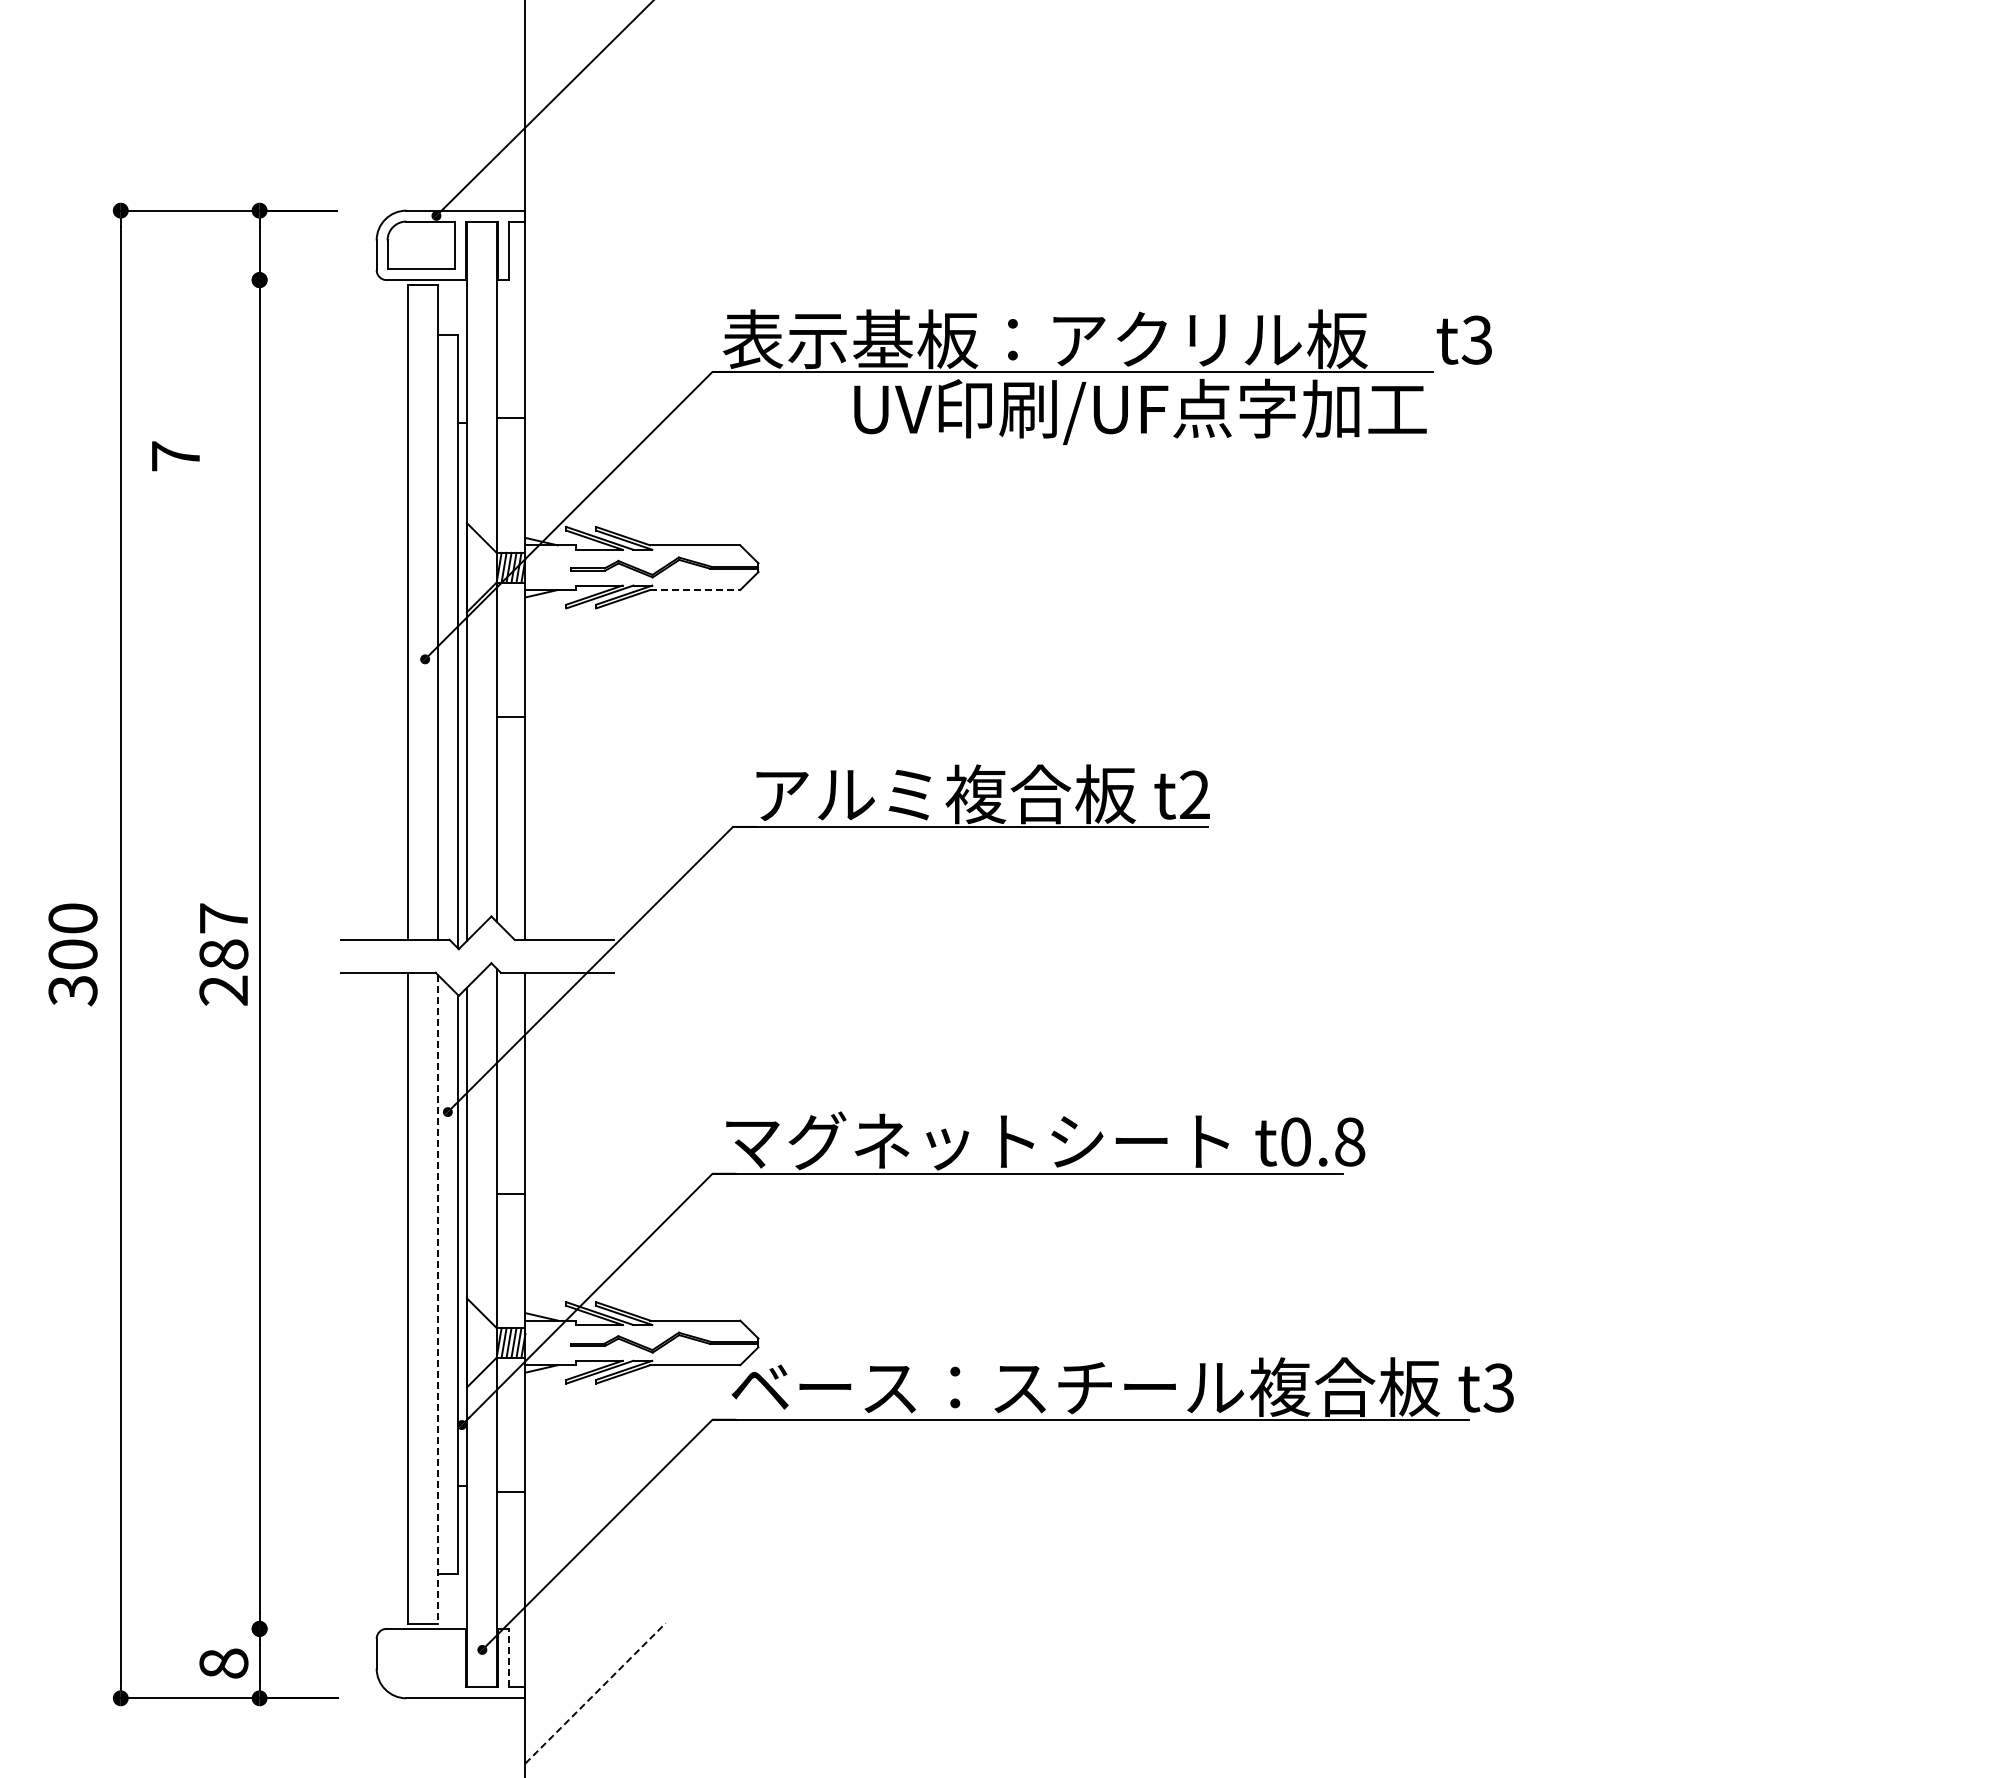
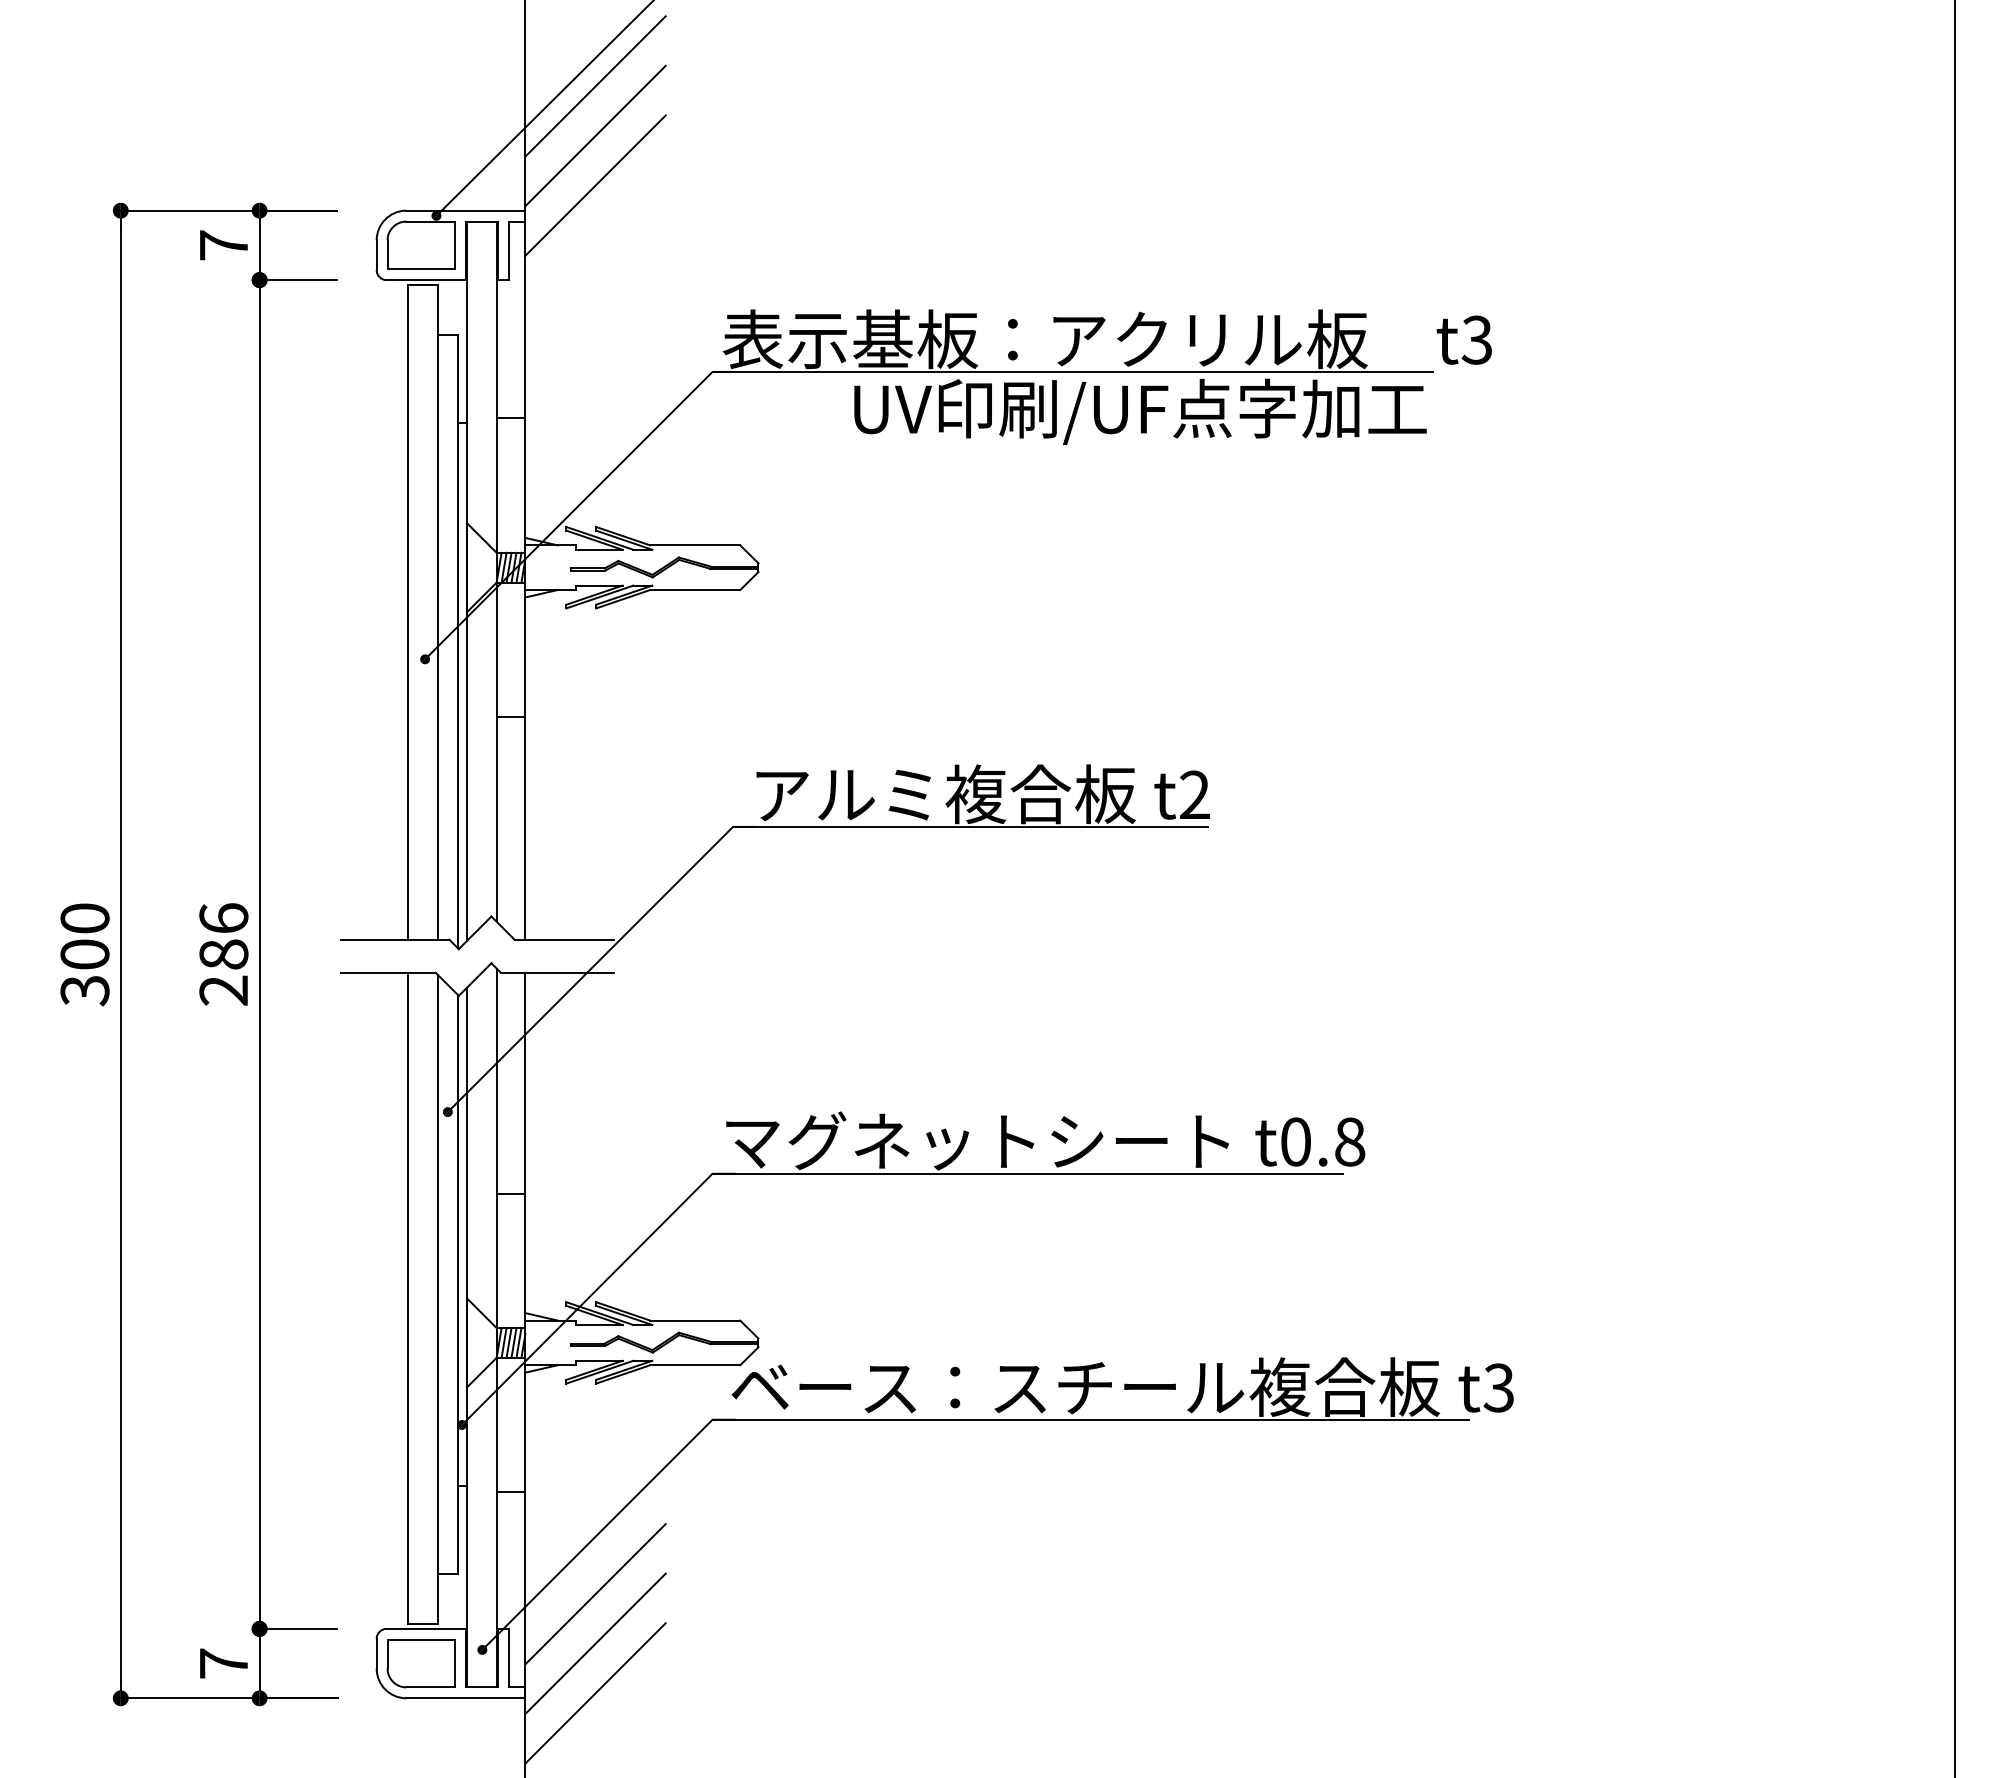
line: none -> present (595, 86)
line: none -> present (595, 135)
line: none -> present (595, 185)
line: none -> present (298, 280)
text position: (175, 456) -> (223, 245) (223, 245)
line: dashed -> solid (695, 590)
line: none -> present (1954, 888)
text: 287 -> 286 (223, 918)
text position: (72, 954) -> (84, 954) (84, 954)
line: dashed -> solid (438, 1300)
line: none -> present (595, 1594)
line: none -> present (298, 1628)
line: none -> present (595, 1643)
line: dashed -> solid (508, 1657)
text: 8 -> 7 (223, 1663)
part: none -> present (420, 1663)
line: dashed -> solid (595, 1693)
